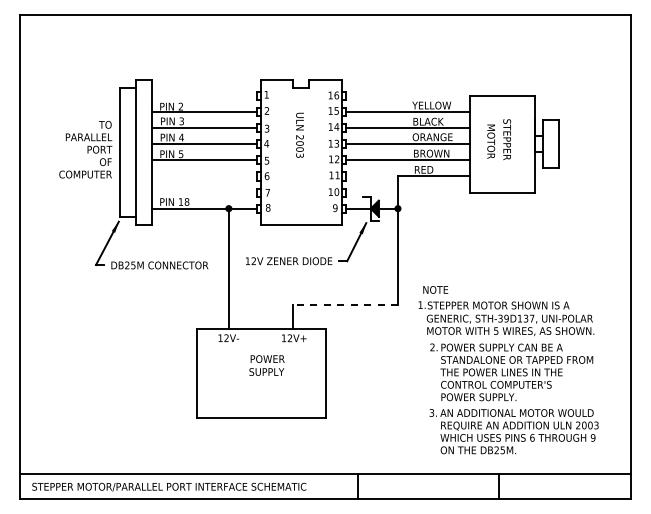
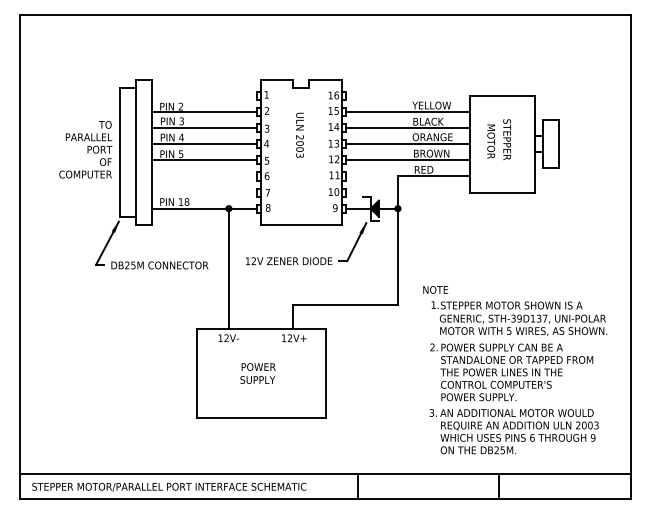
line: dashed -> solid (345, 305)
text position: (506, 318) -> (519, 318) (519, 318)
text position: (266, 365) -> (257, 373) (257, 373)
